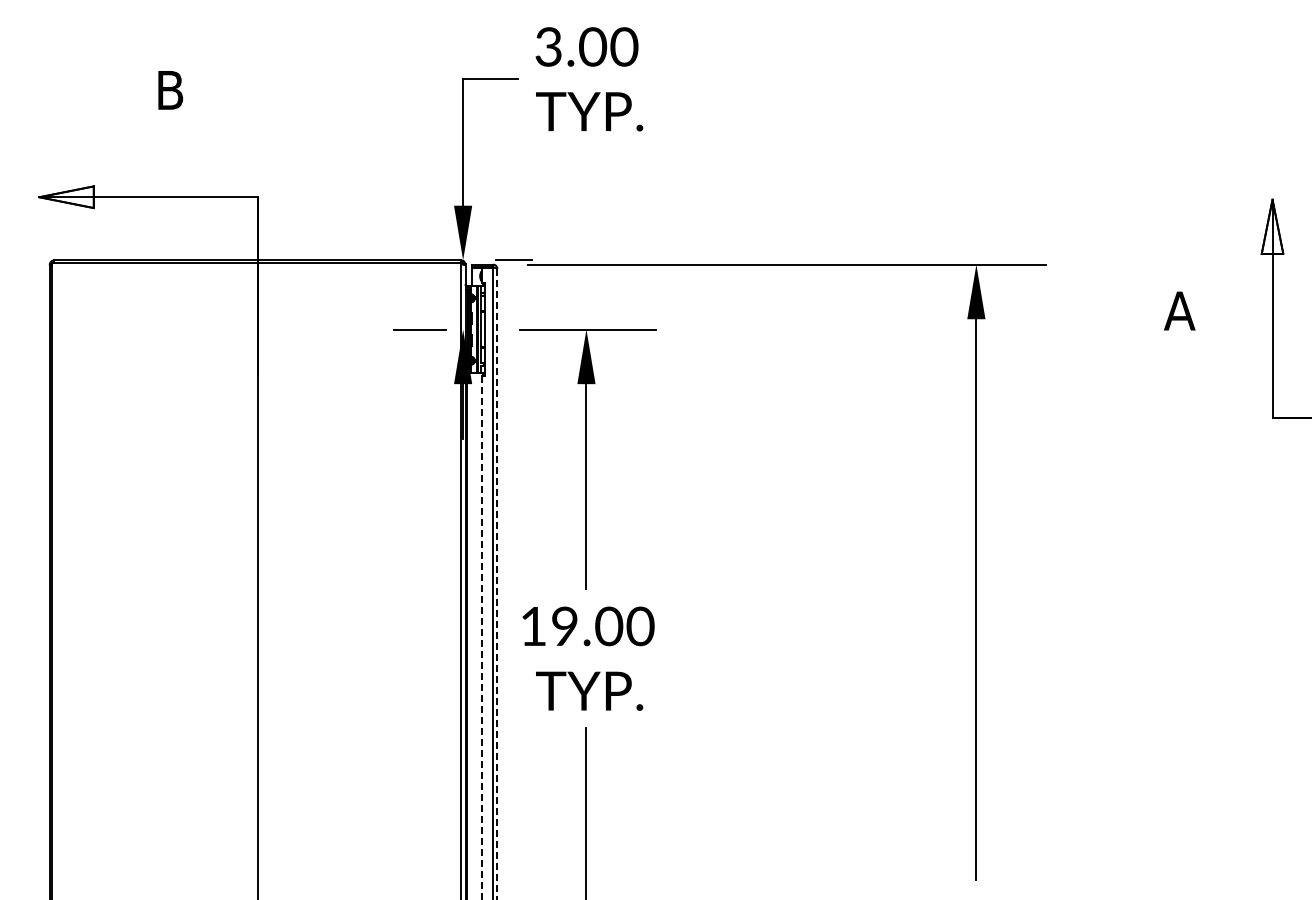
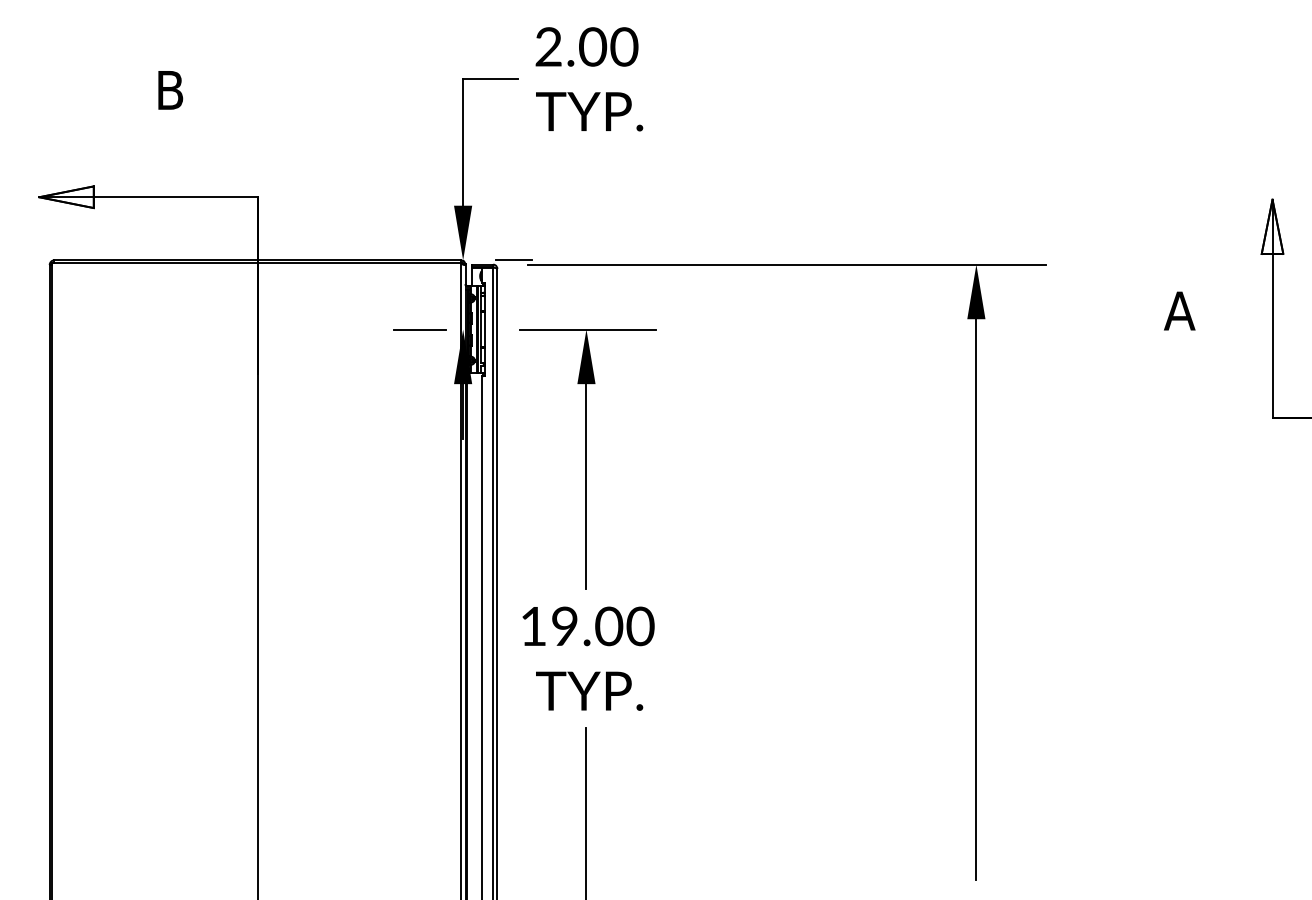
text: 3.00 -> 2.00 (548, 47)
line: dashed -> solid (497, 584)
line: dashed -> solid (481, 637)
